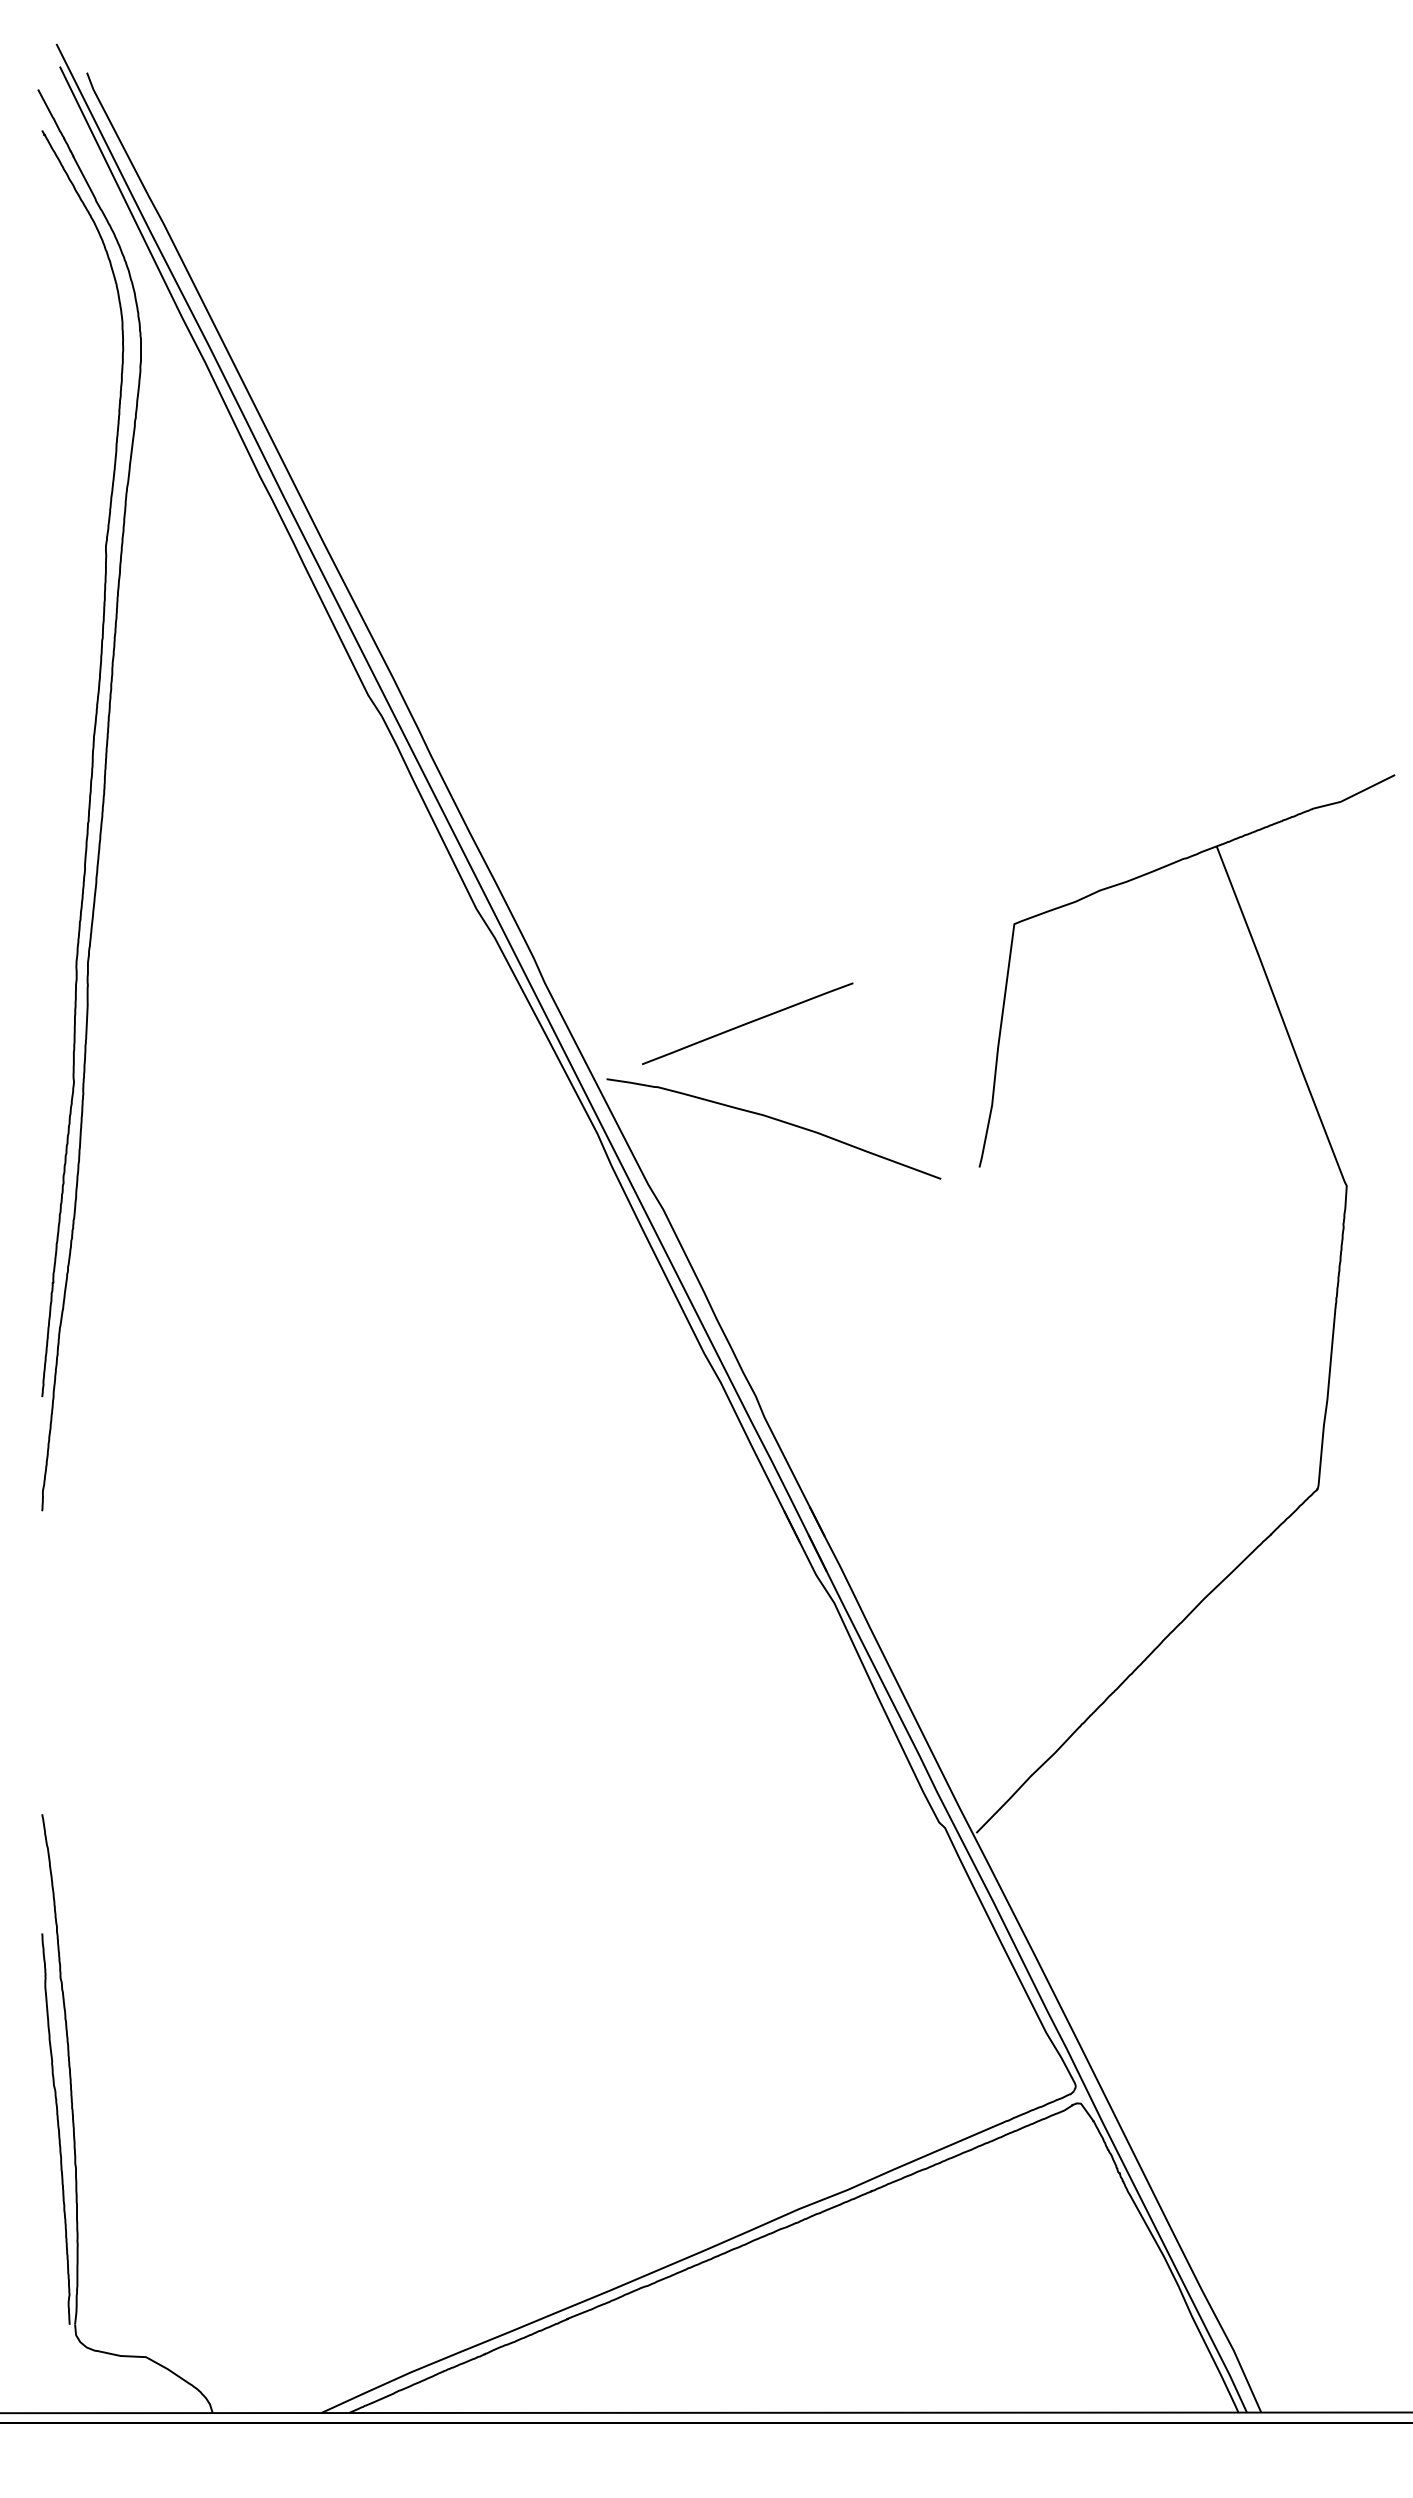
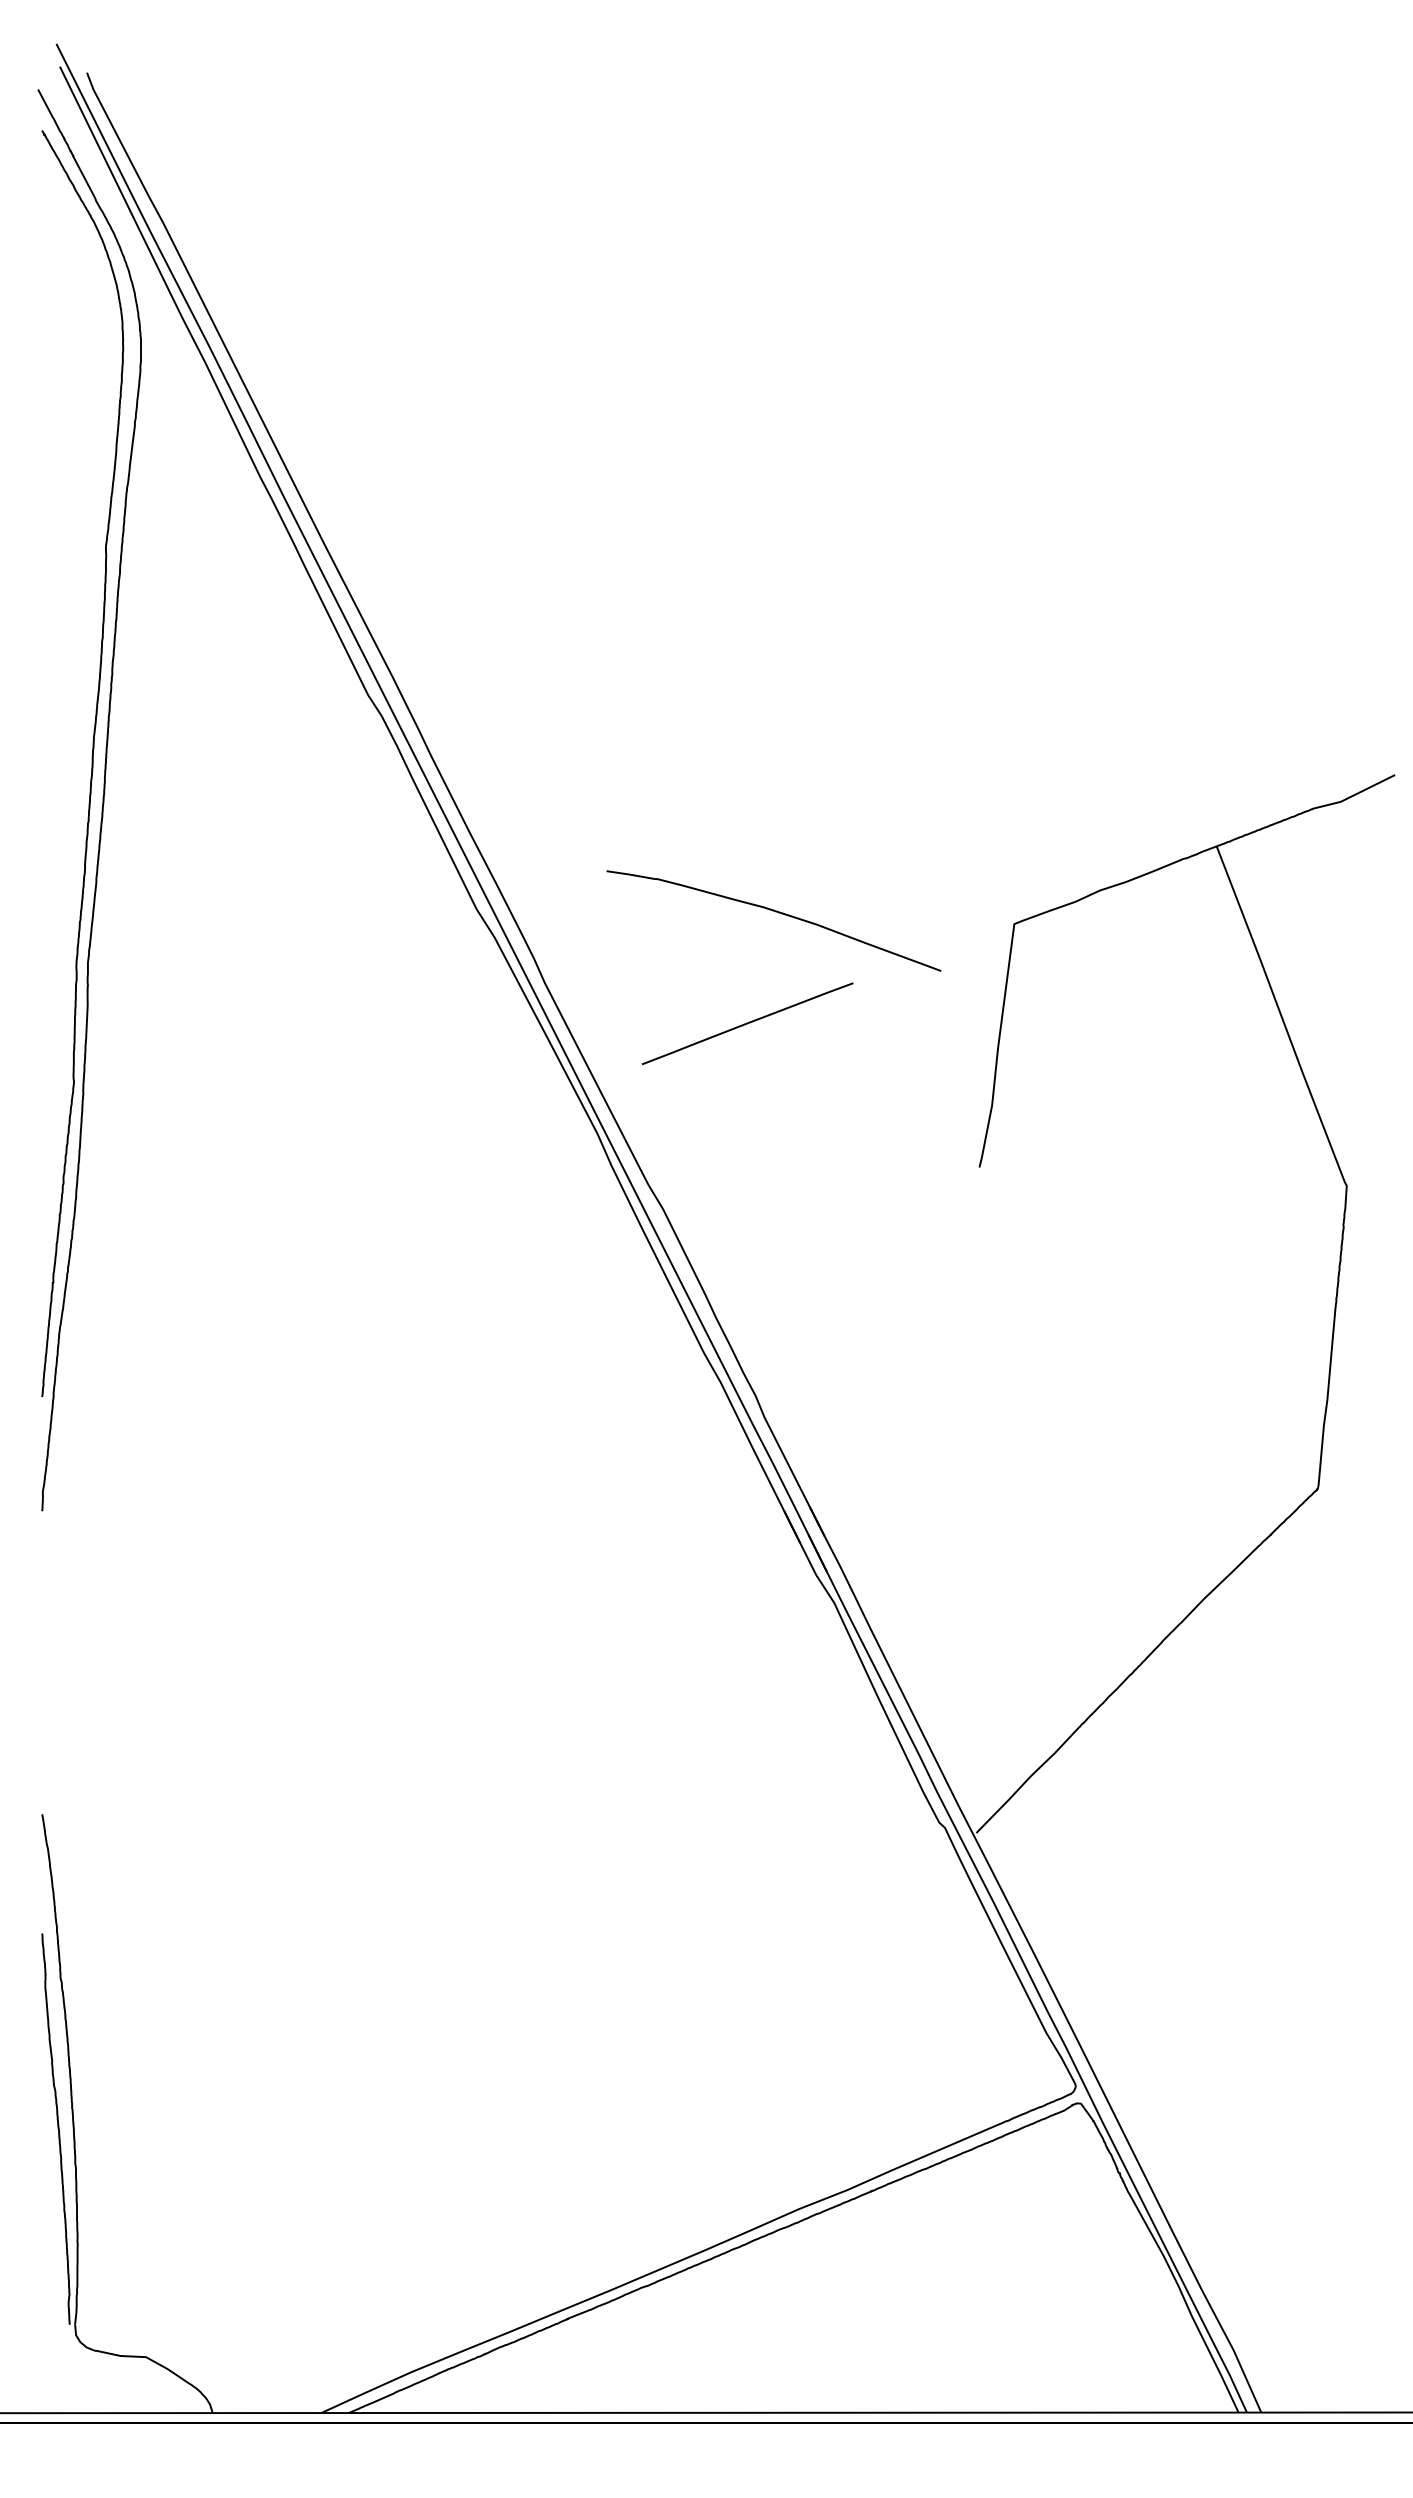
curve position: (775, 1120) -> (775, 912) (775, 912)
